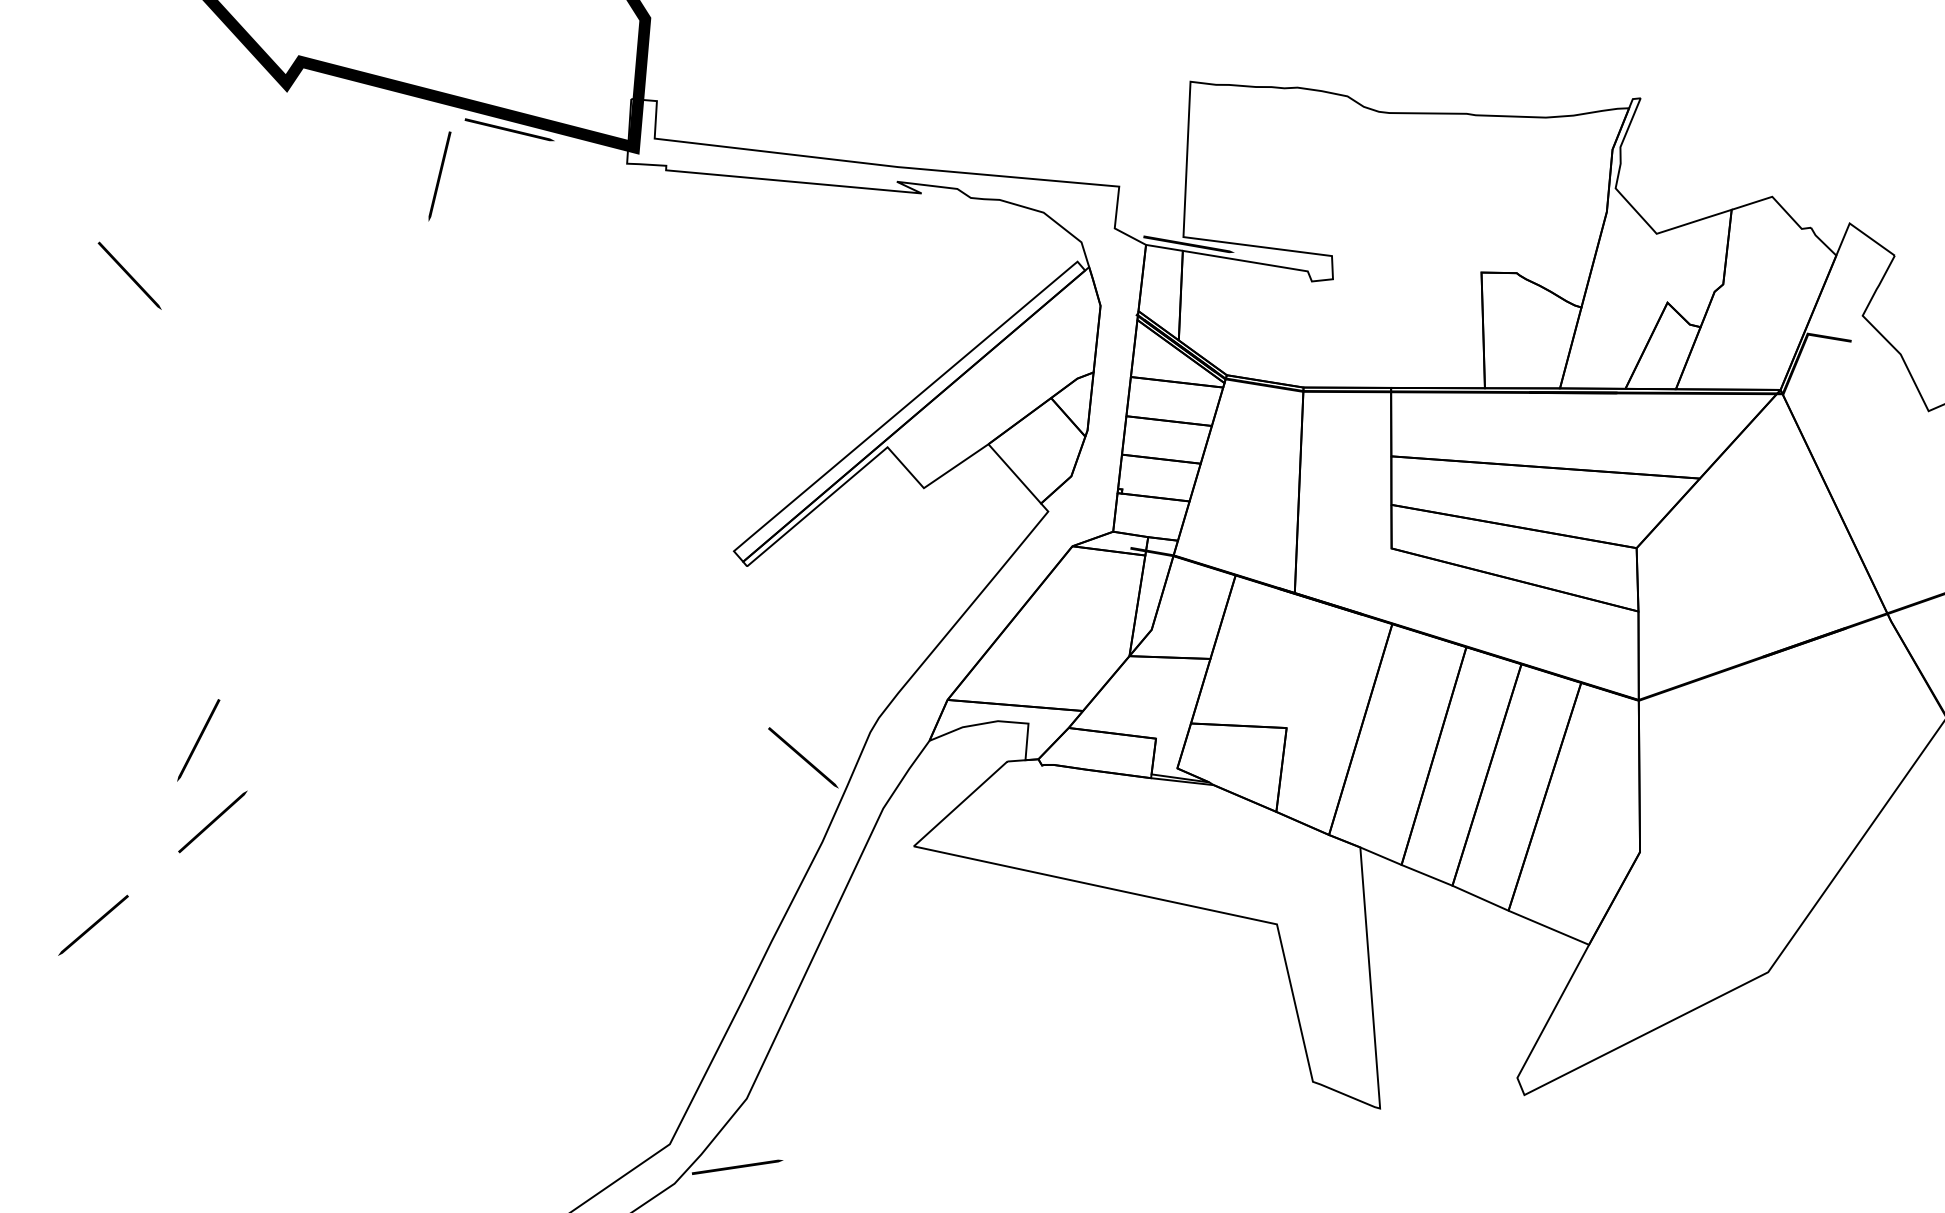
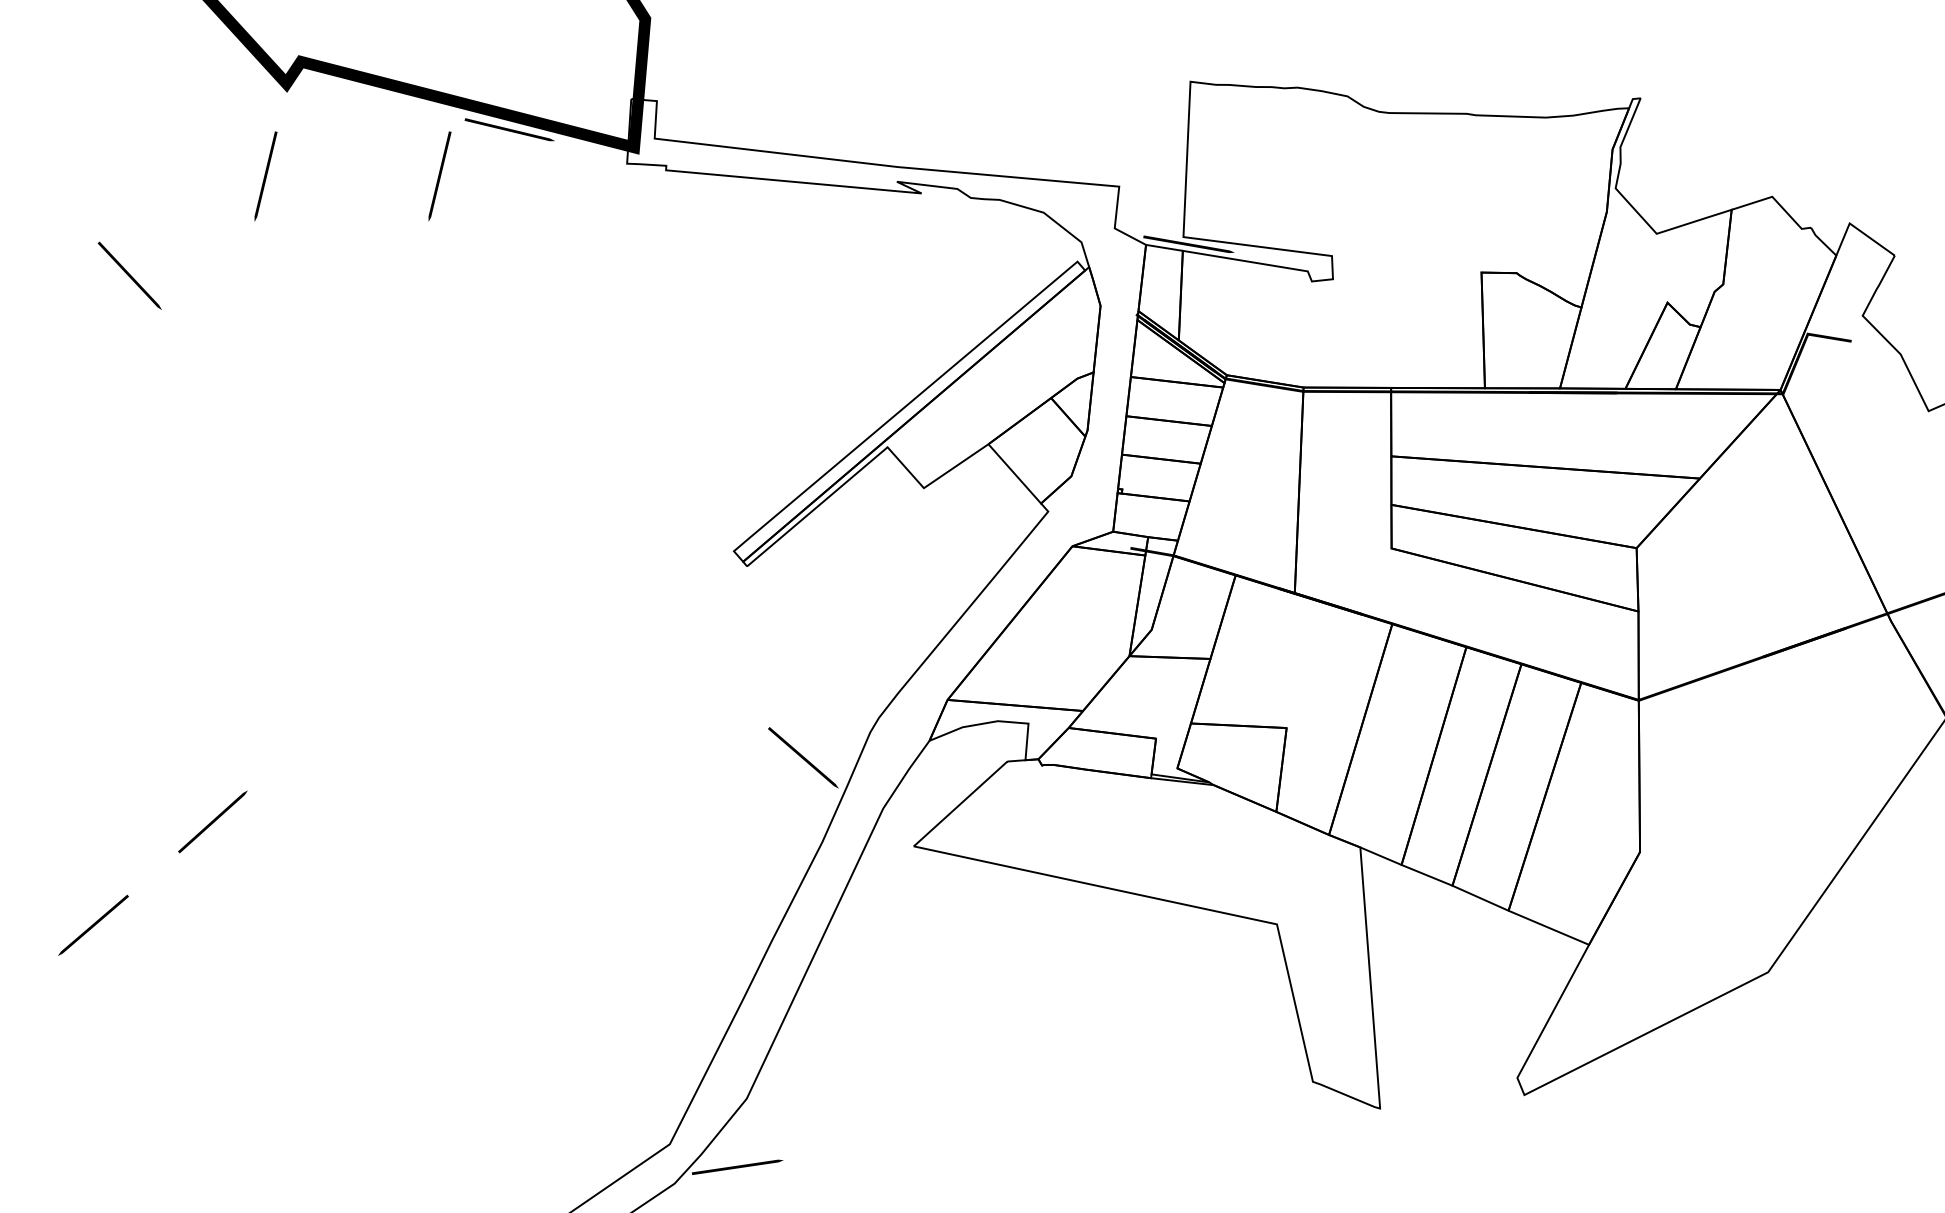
line: none -> present (265, 176)
line: present -> none (198, 740)
